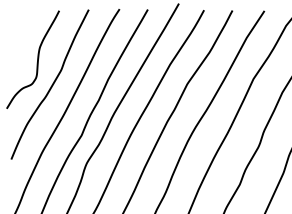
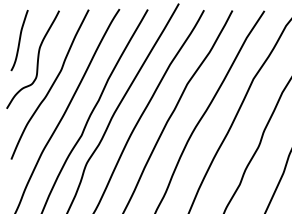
curve: none -> present (19, 40)
